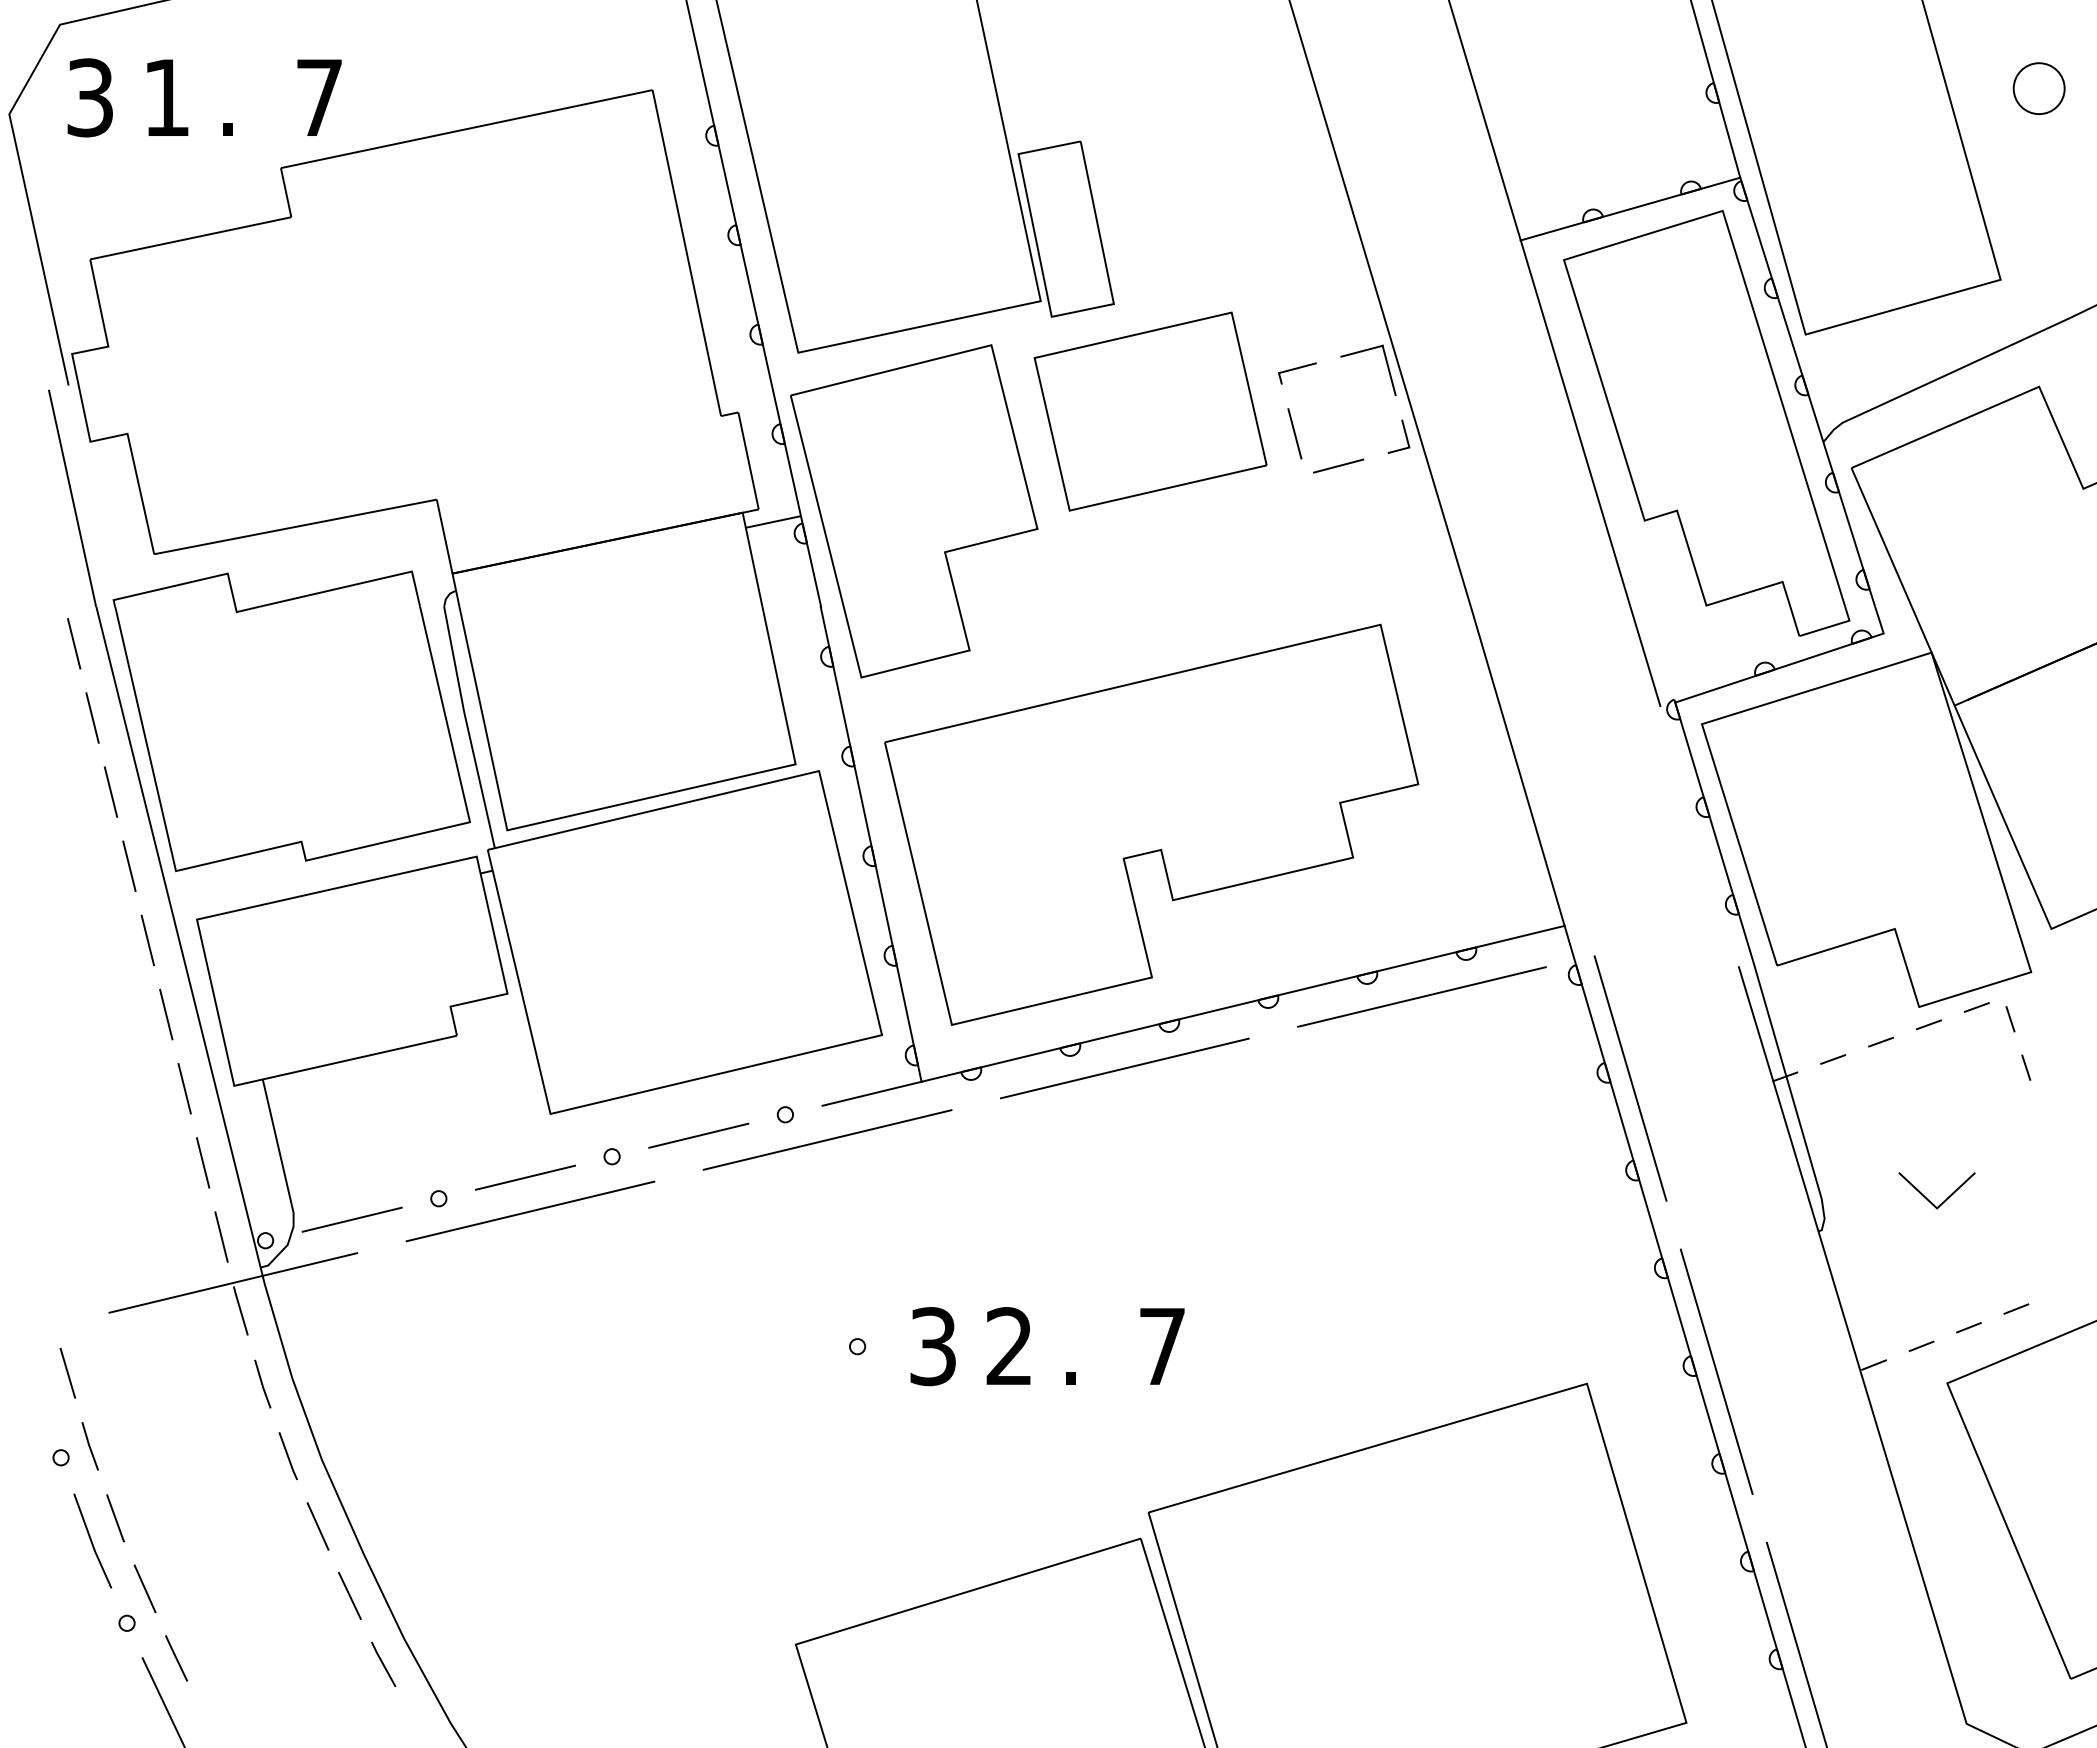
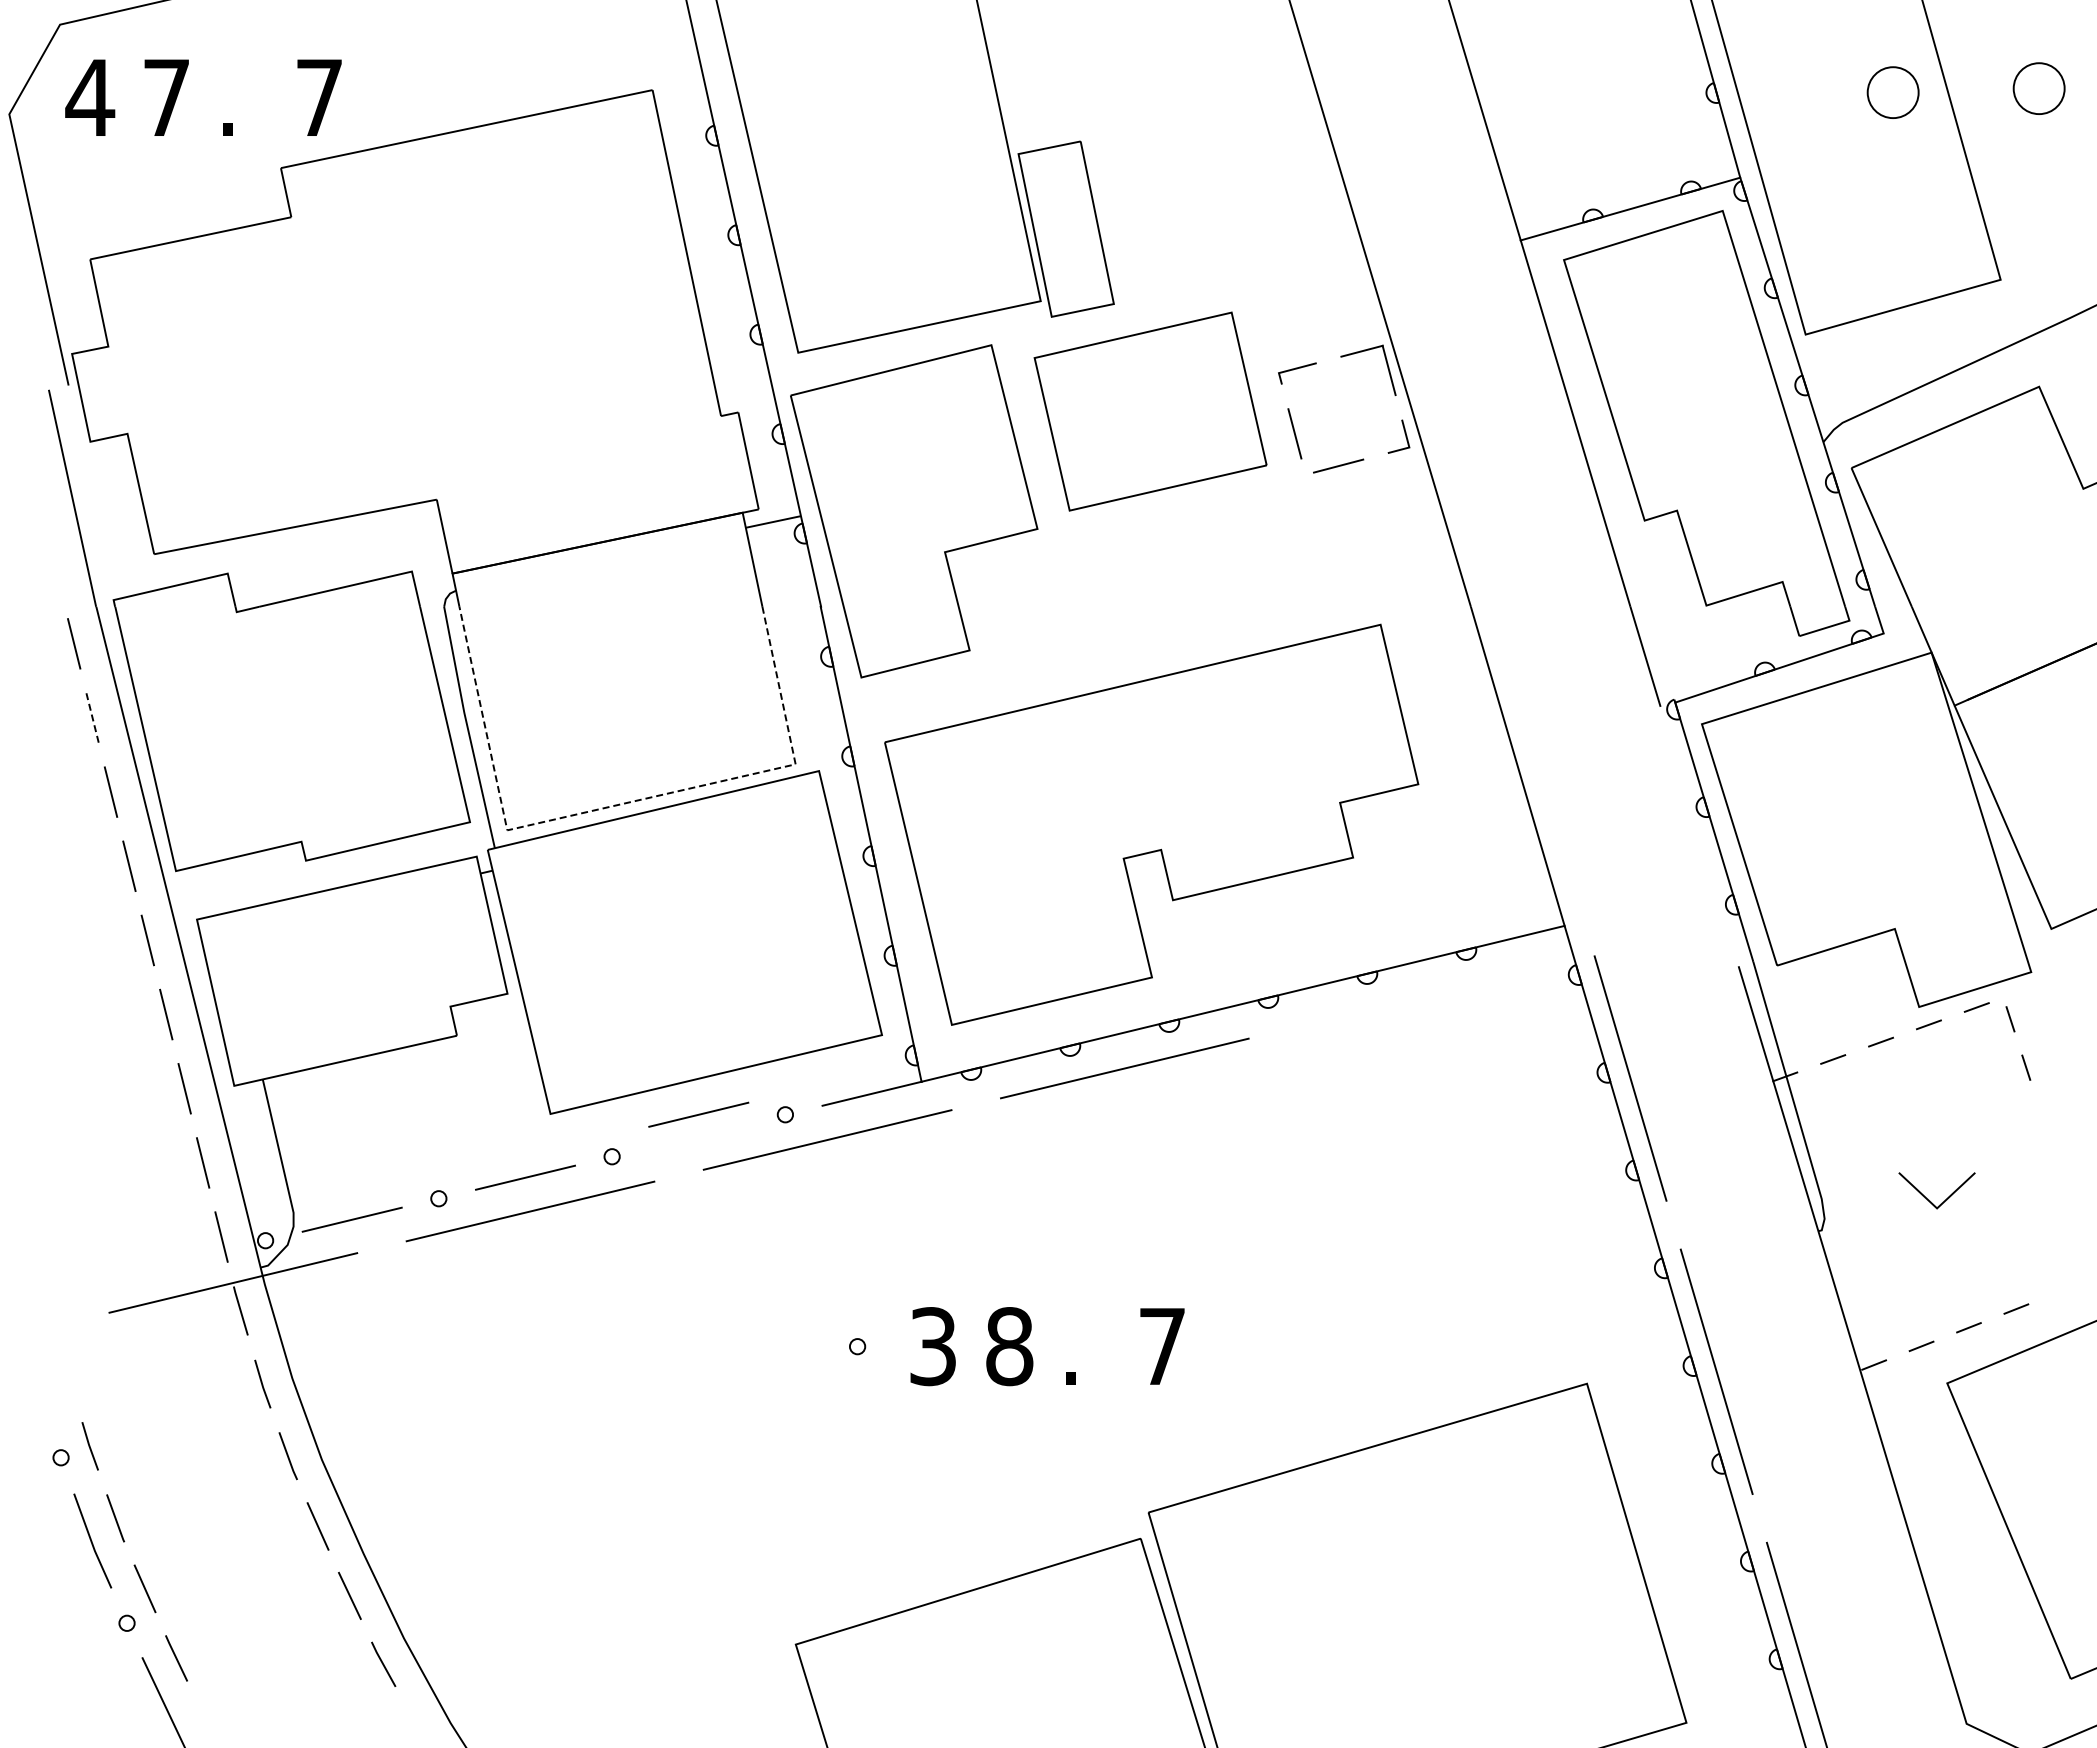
circle: none -> present (1892, 92)
text: 3 -> 4 (90, 97)
text: 1 -> 7 (166, 97)
line: solid -> dashed (92, 717)
line: solid -> dashed (618, 804)
line: present -> none (1421, 996)
line position: (698, 1135) -> (698, 1114) (698, 1114)
text: 2 -> 8 (1009, 1346)
line: present -> none (67, 1372)
